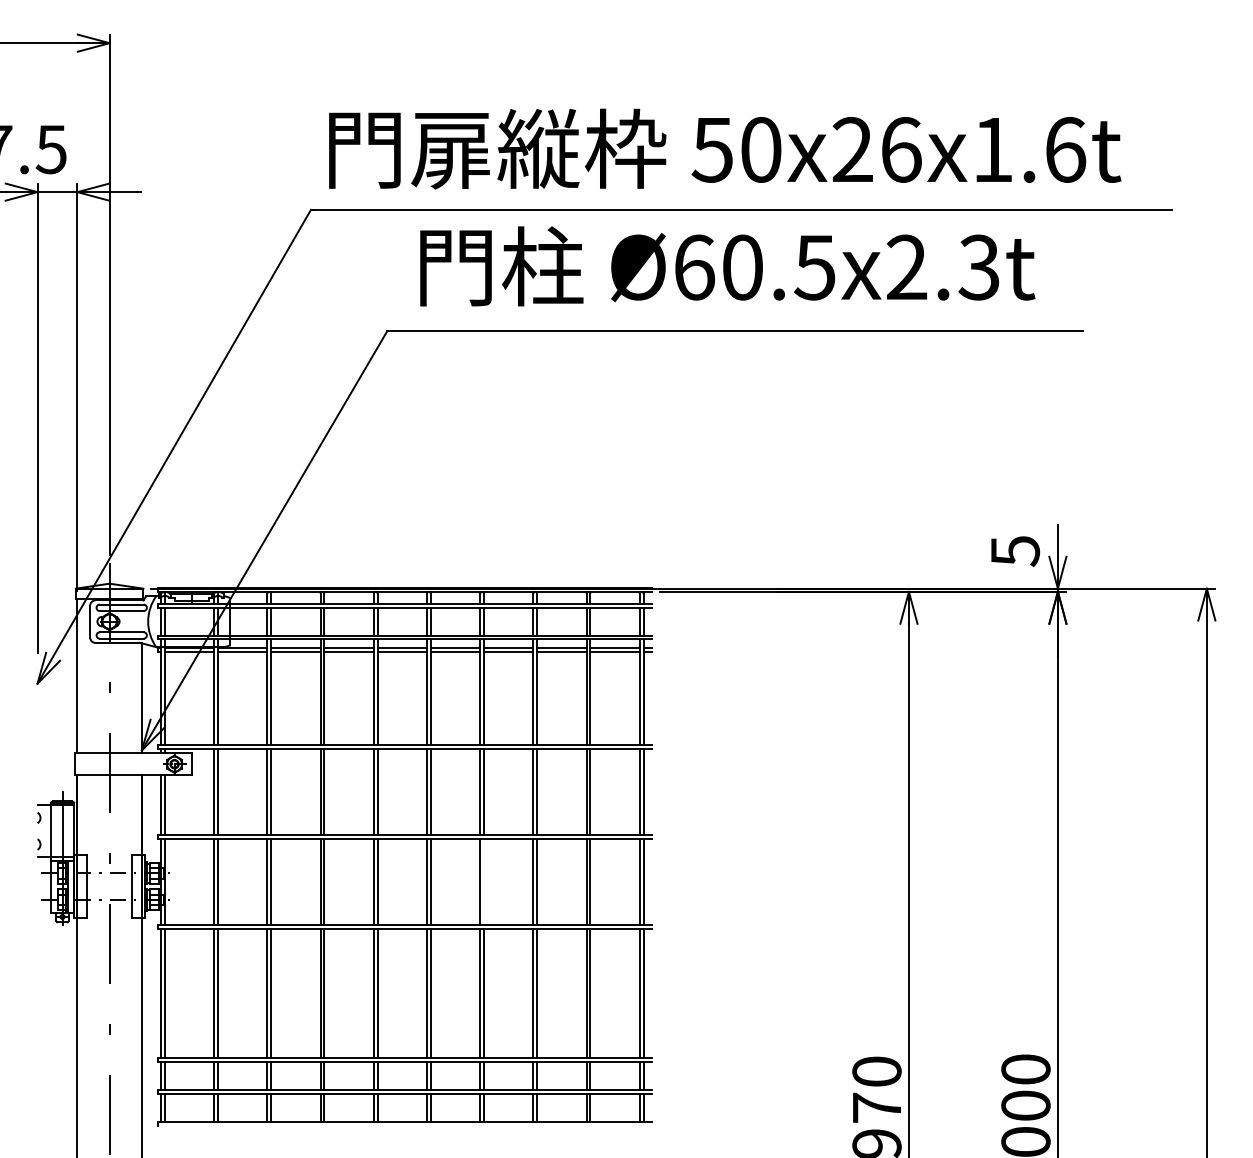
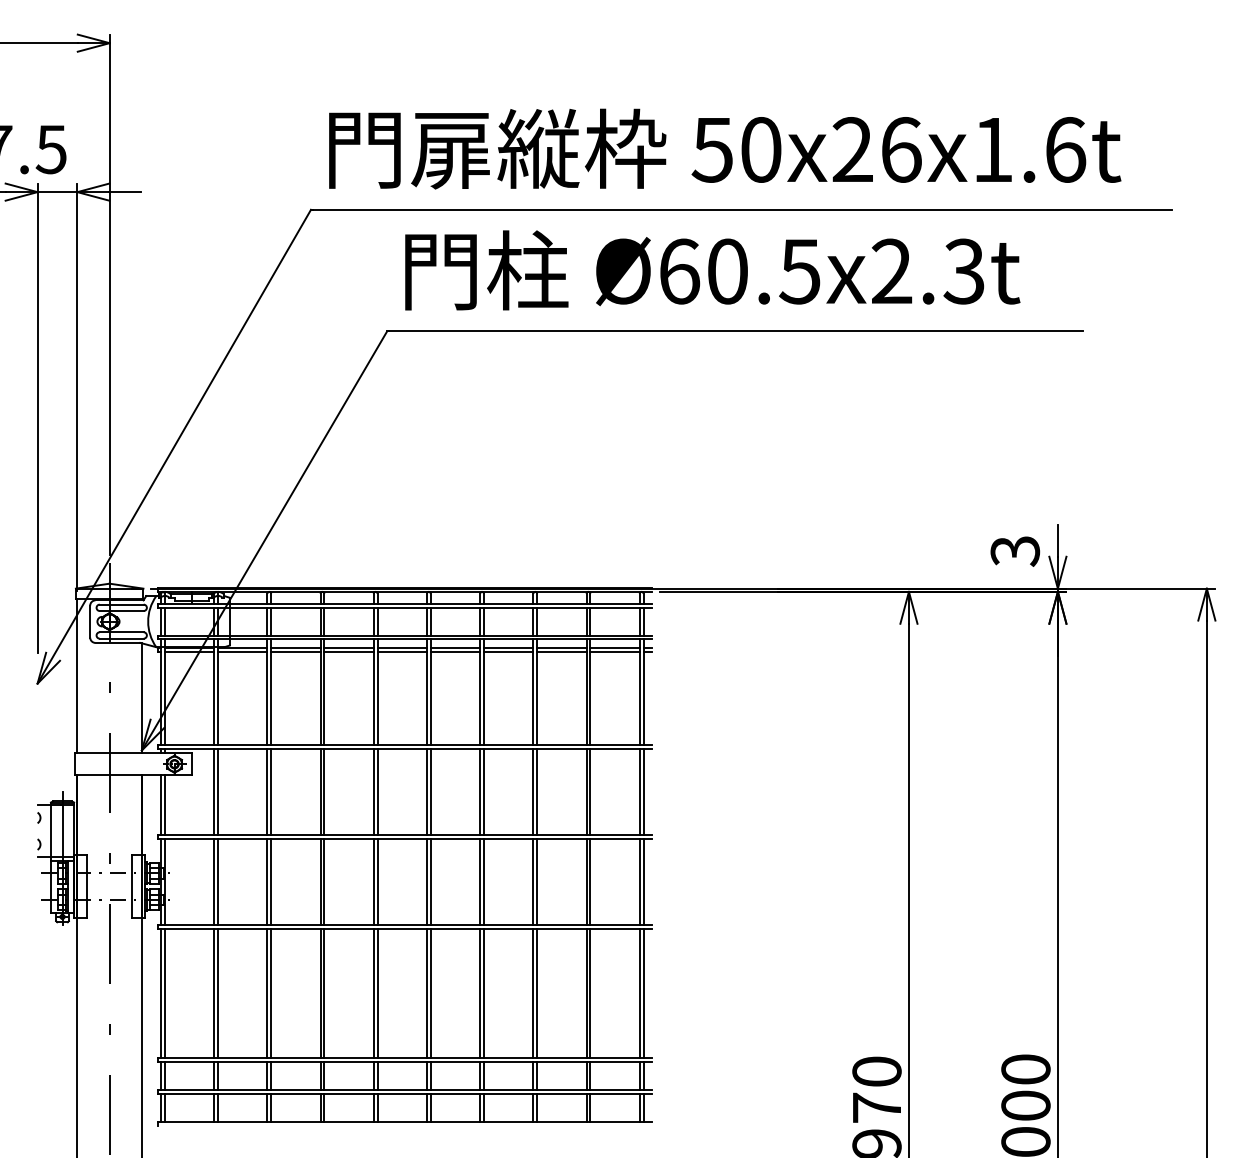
text position: (727, 266) -> (712, 270) (712, 270)
text: 5 -> 3 (1014, 551)
line: none -> present (483, 882)
